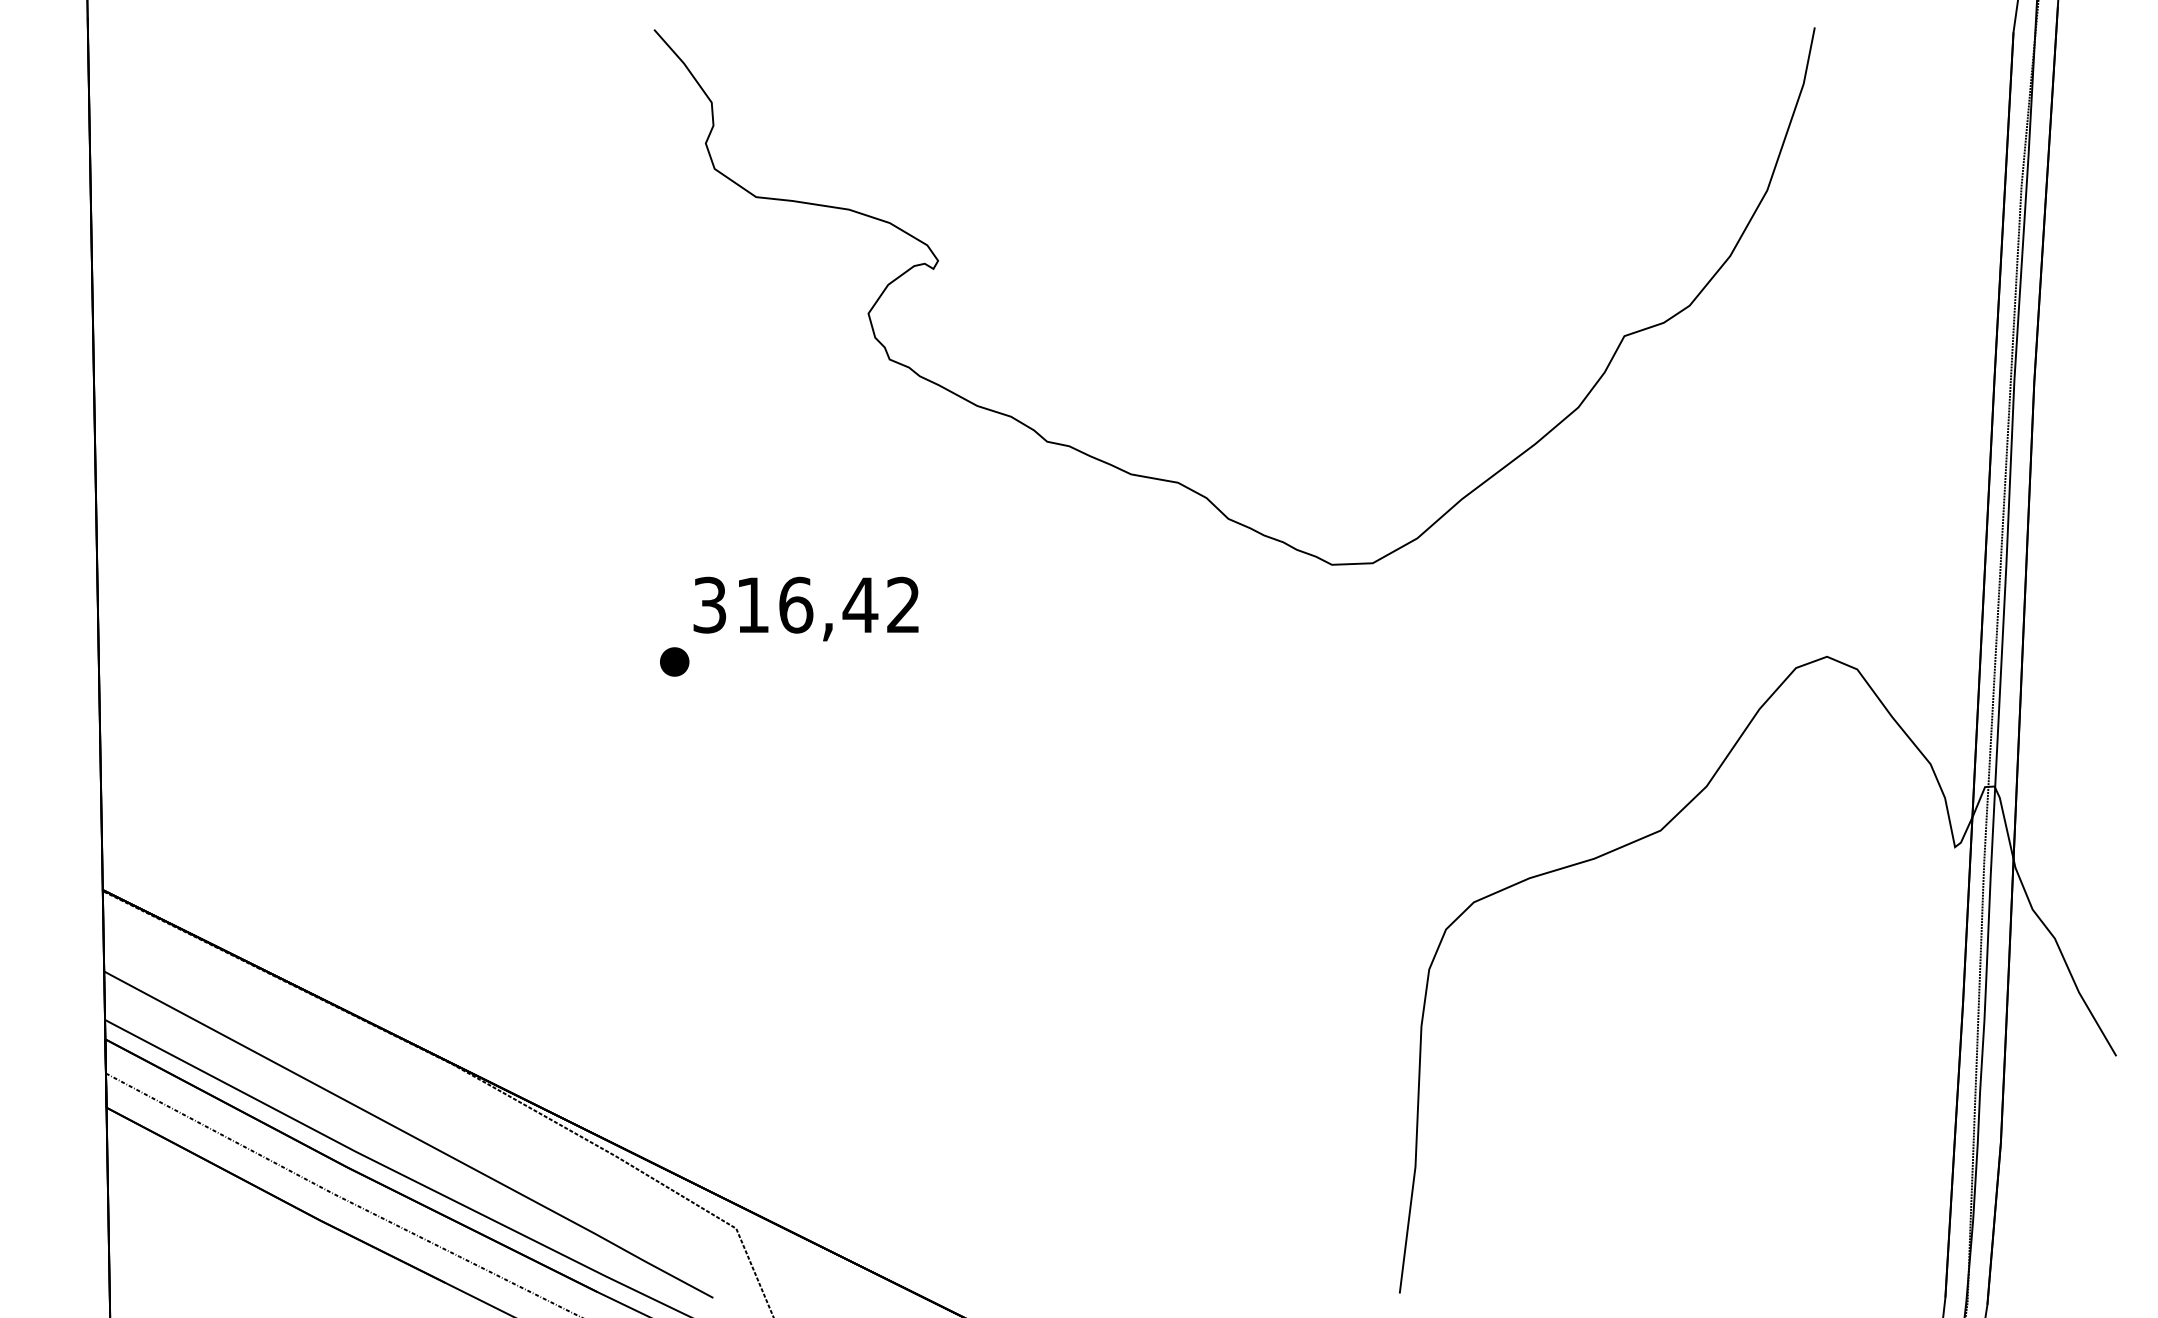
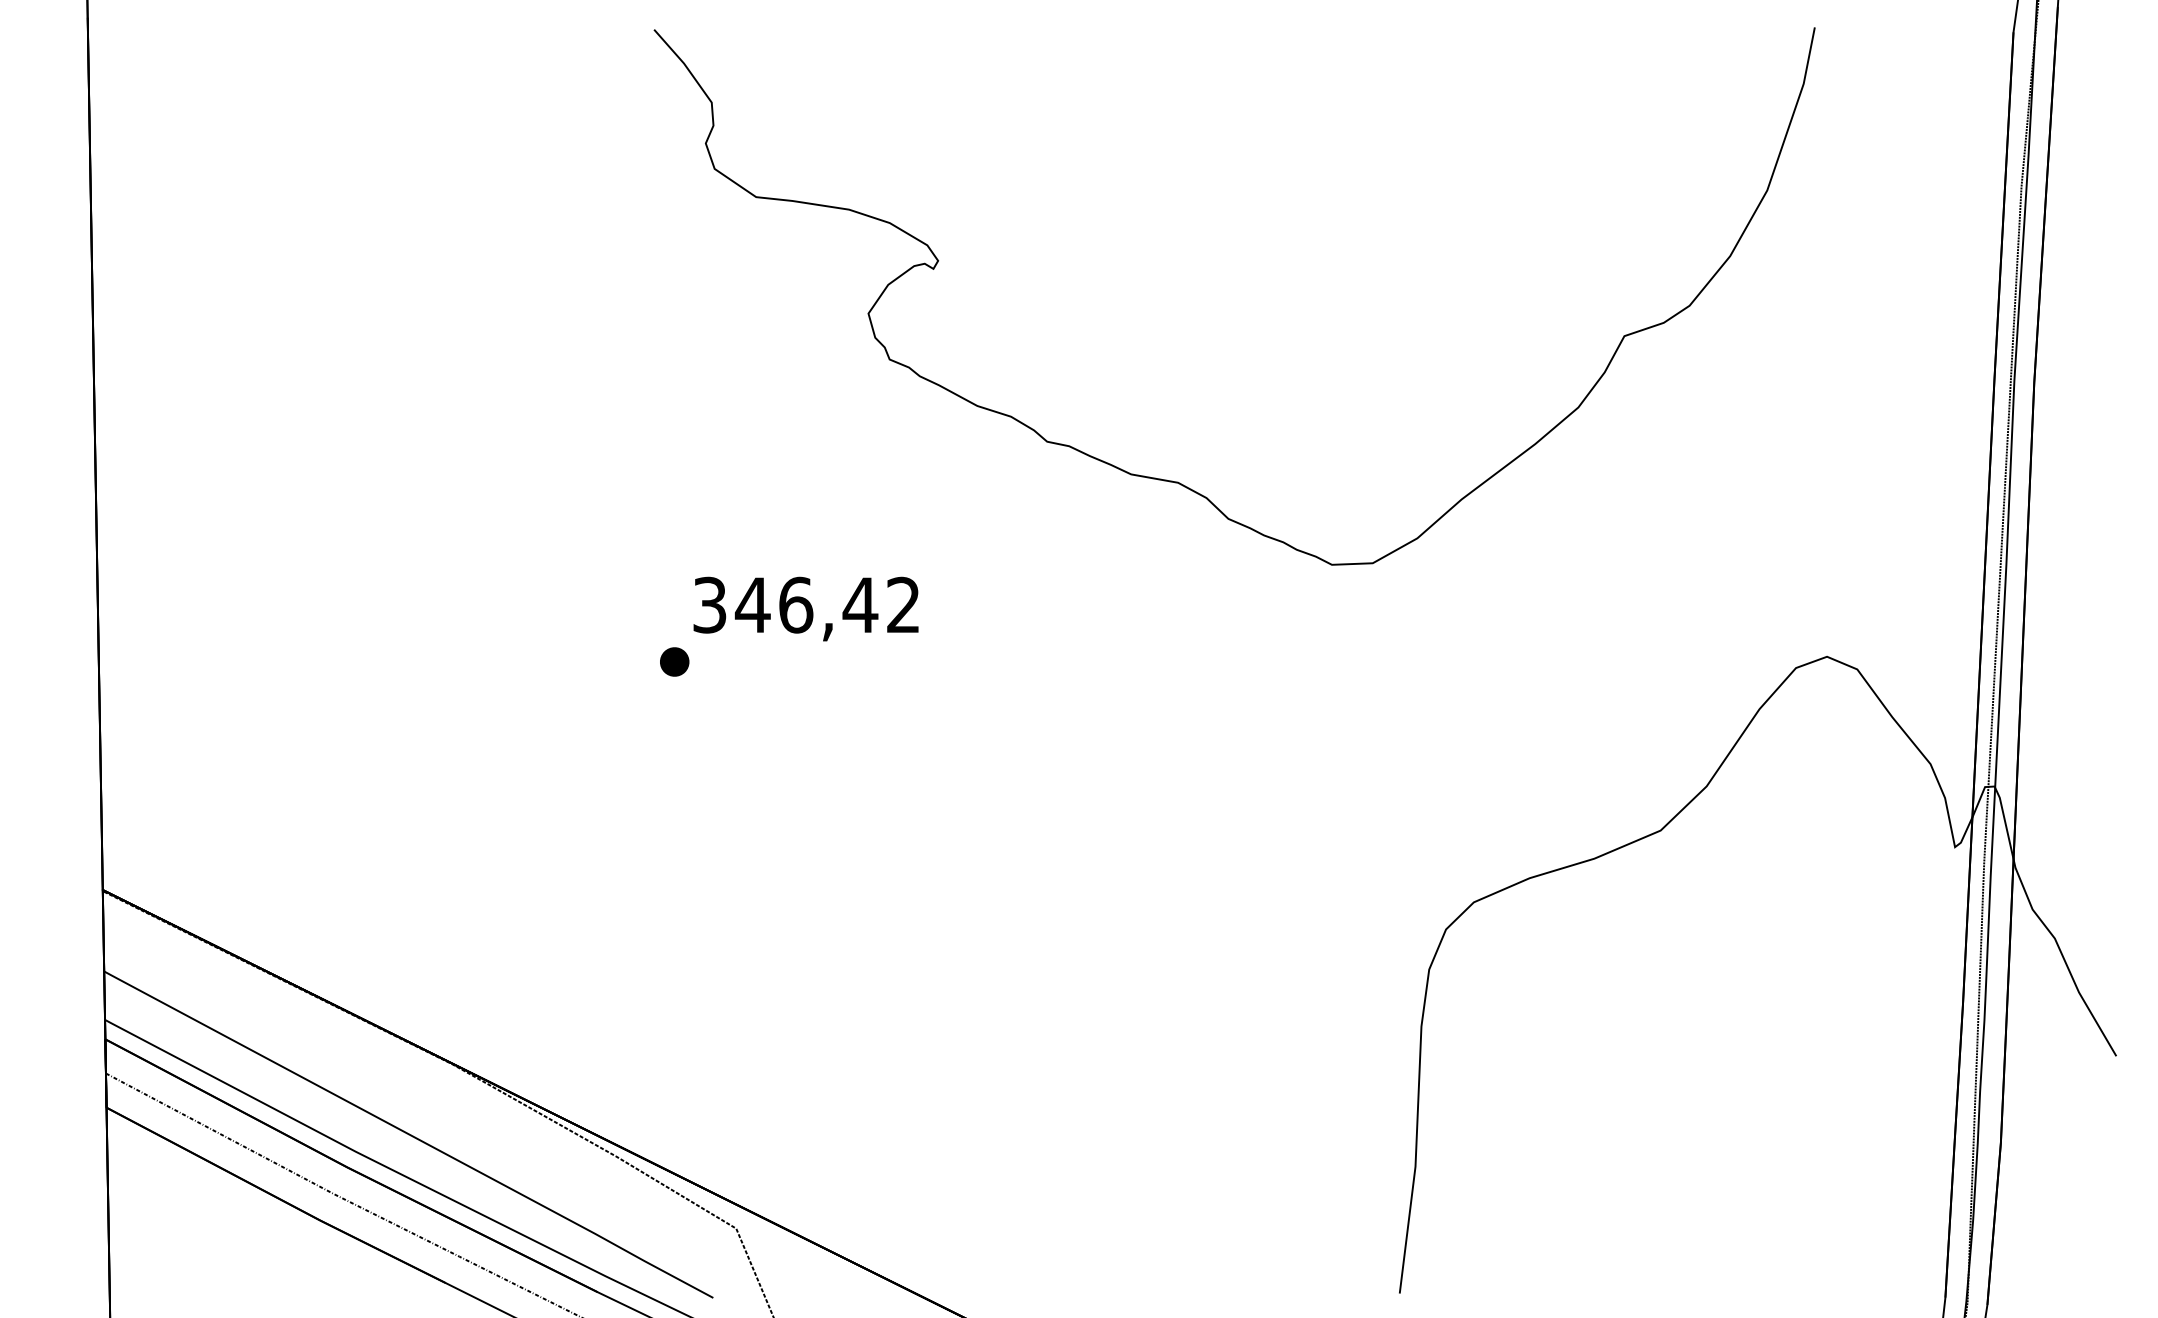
text: 316,42 -> 346,42 (752, 604)
